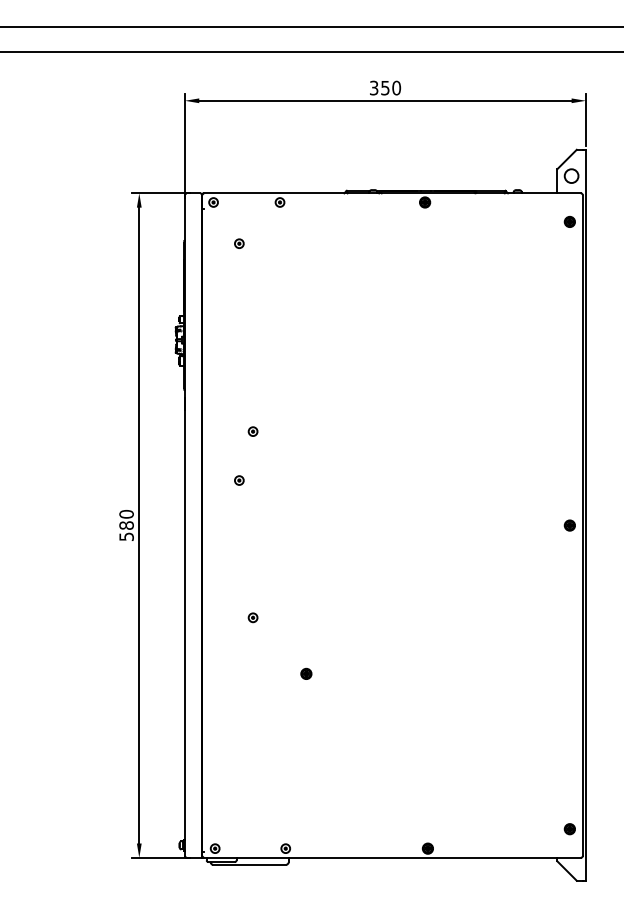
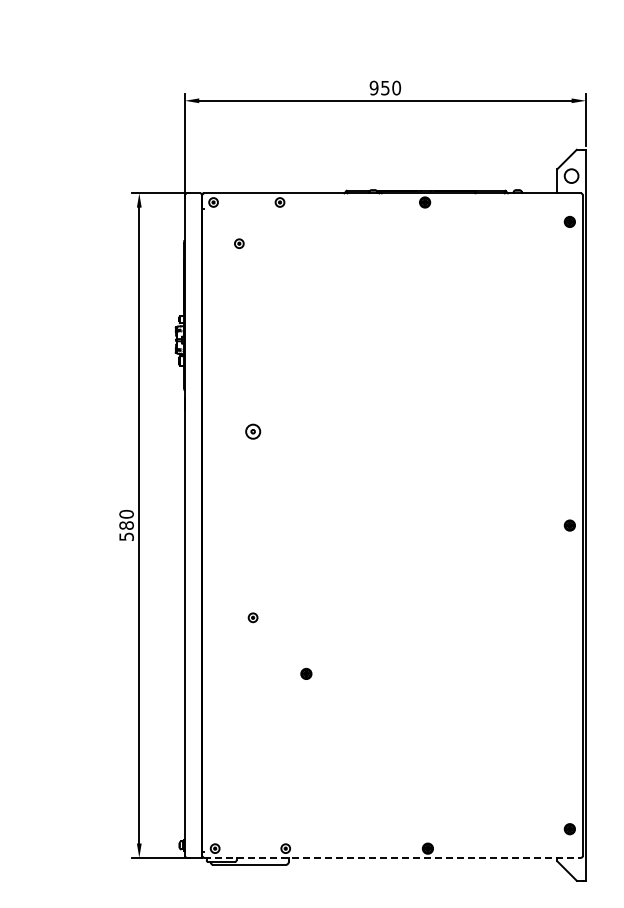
line: present -> none (311, 27)
line: present -> none (311, 52)
text: 350 -> 950 (373, 87)
part size: 12x11 px -> 17x17 px (253, 431)
part: present -> none (239, 480)
line: solid -> dashed (393, 857)
